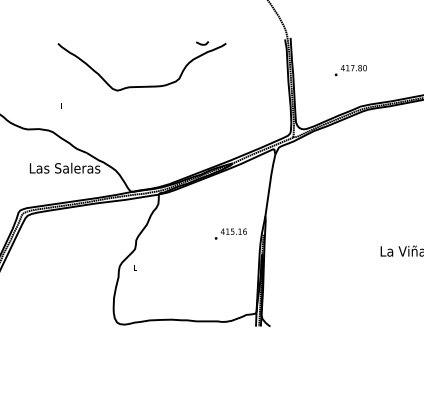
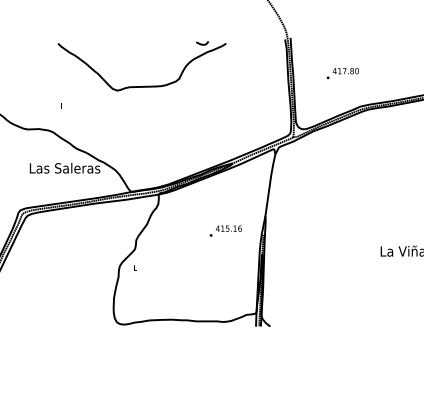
text position: (350, 70) -> (342, 73) (342, 73)
text position: (230, 233) -> (225, 230) (225, 230)
